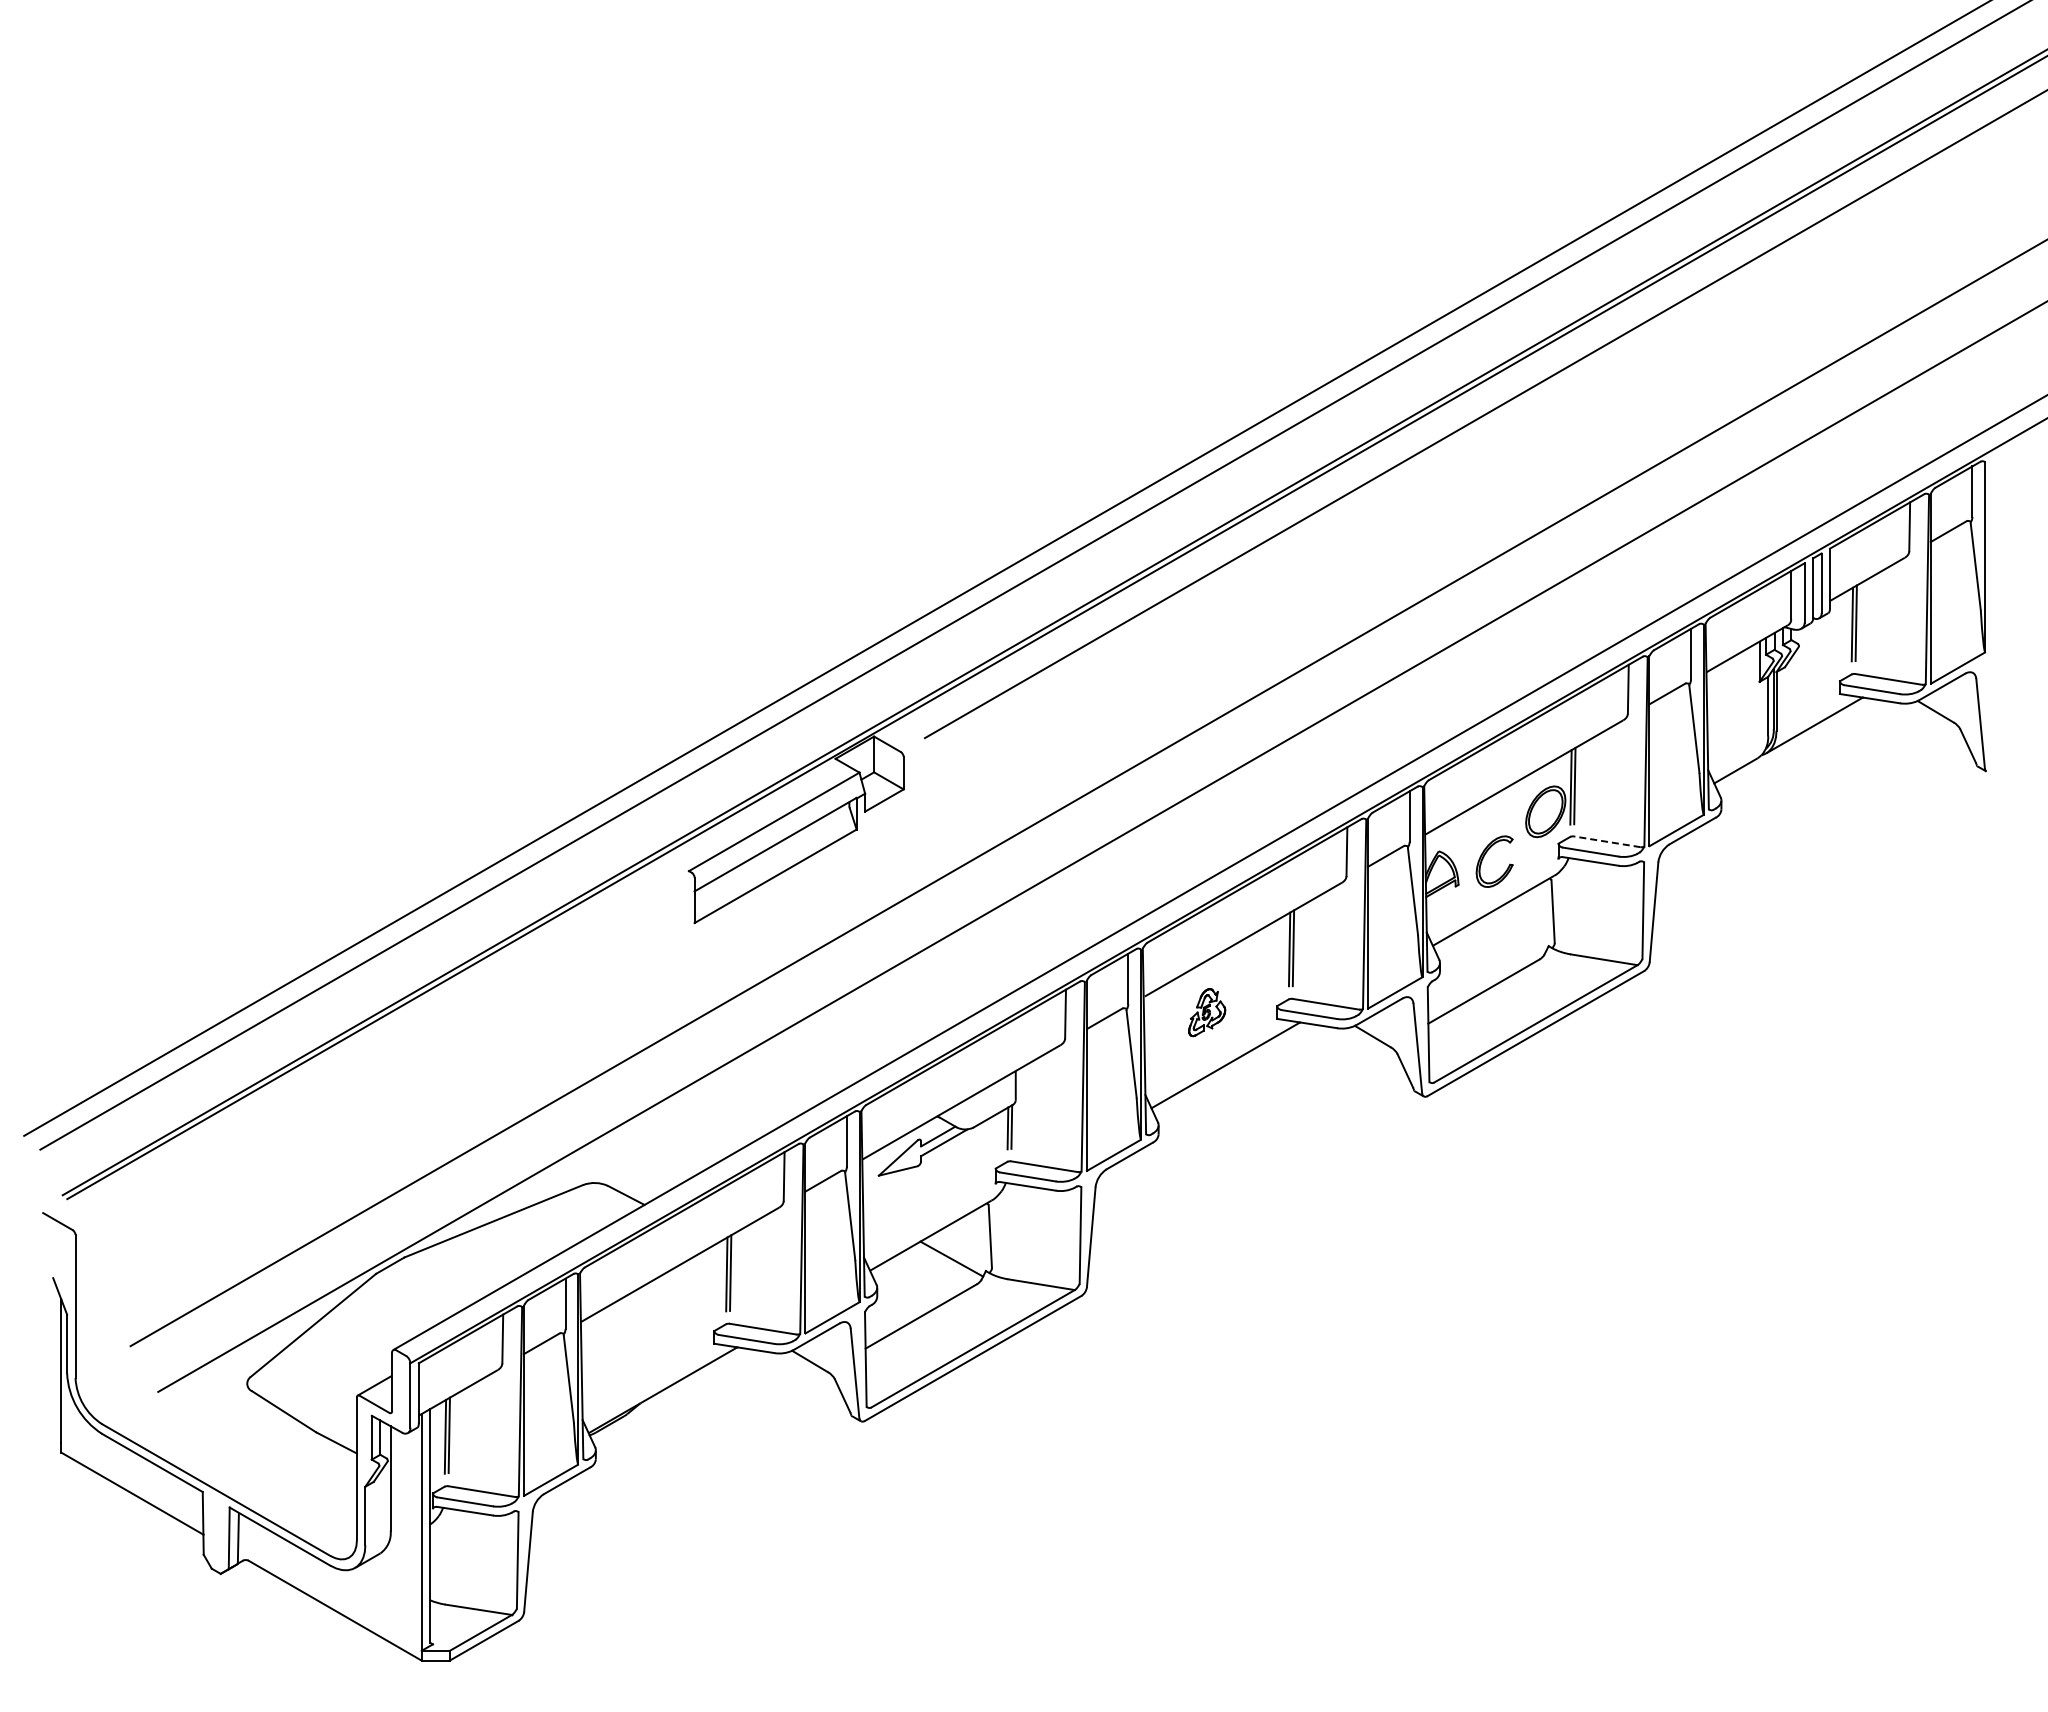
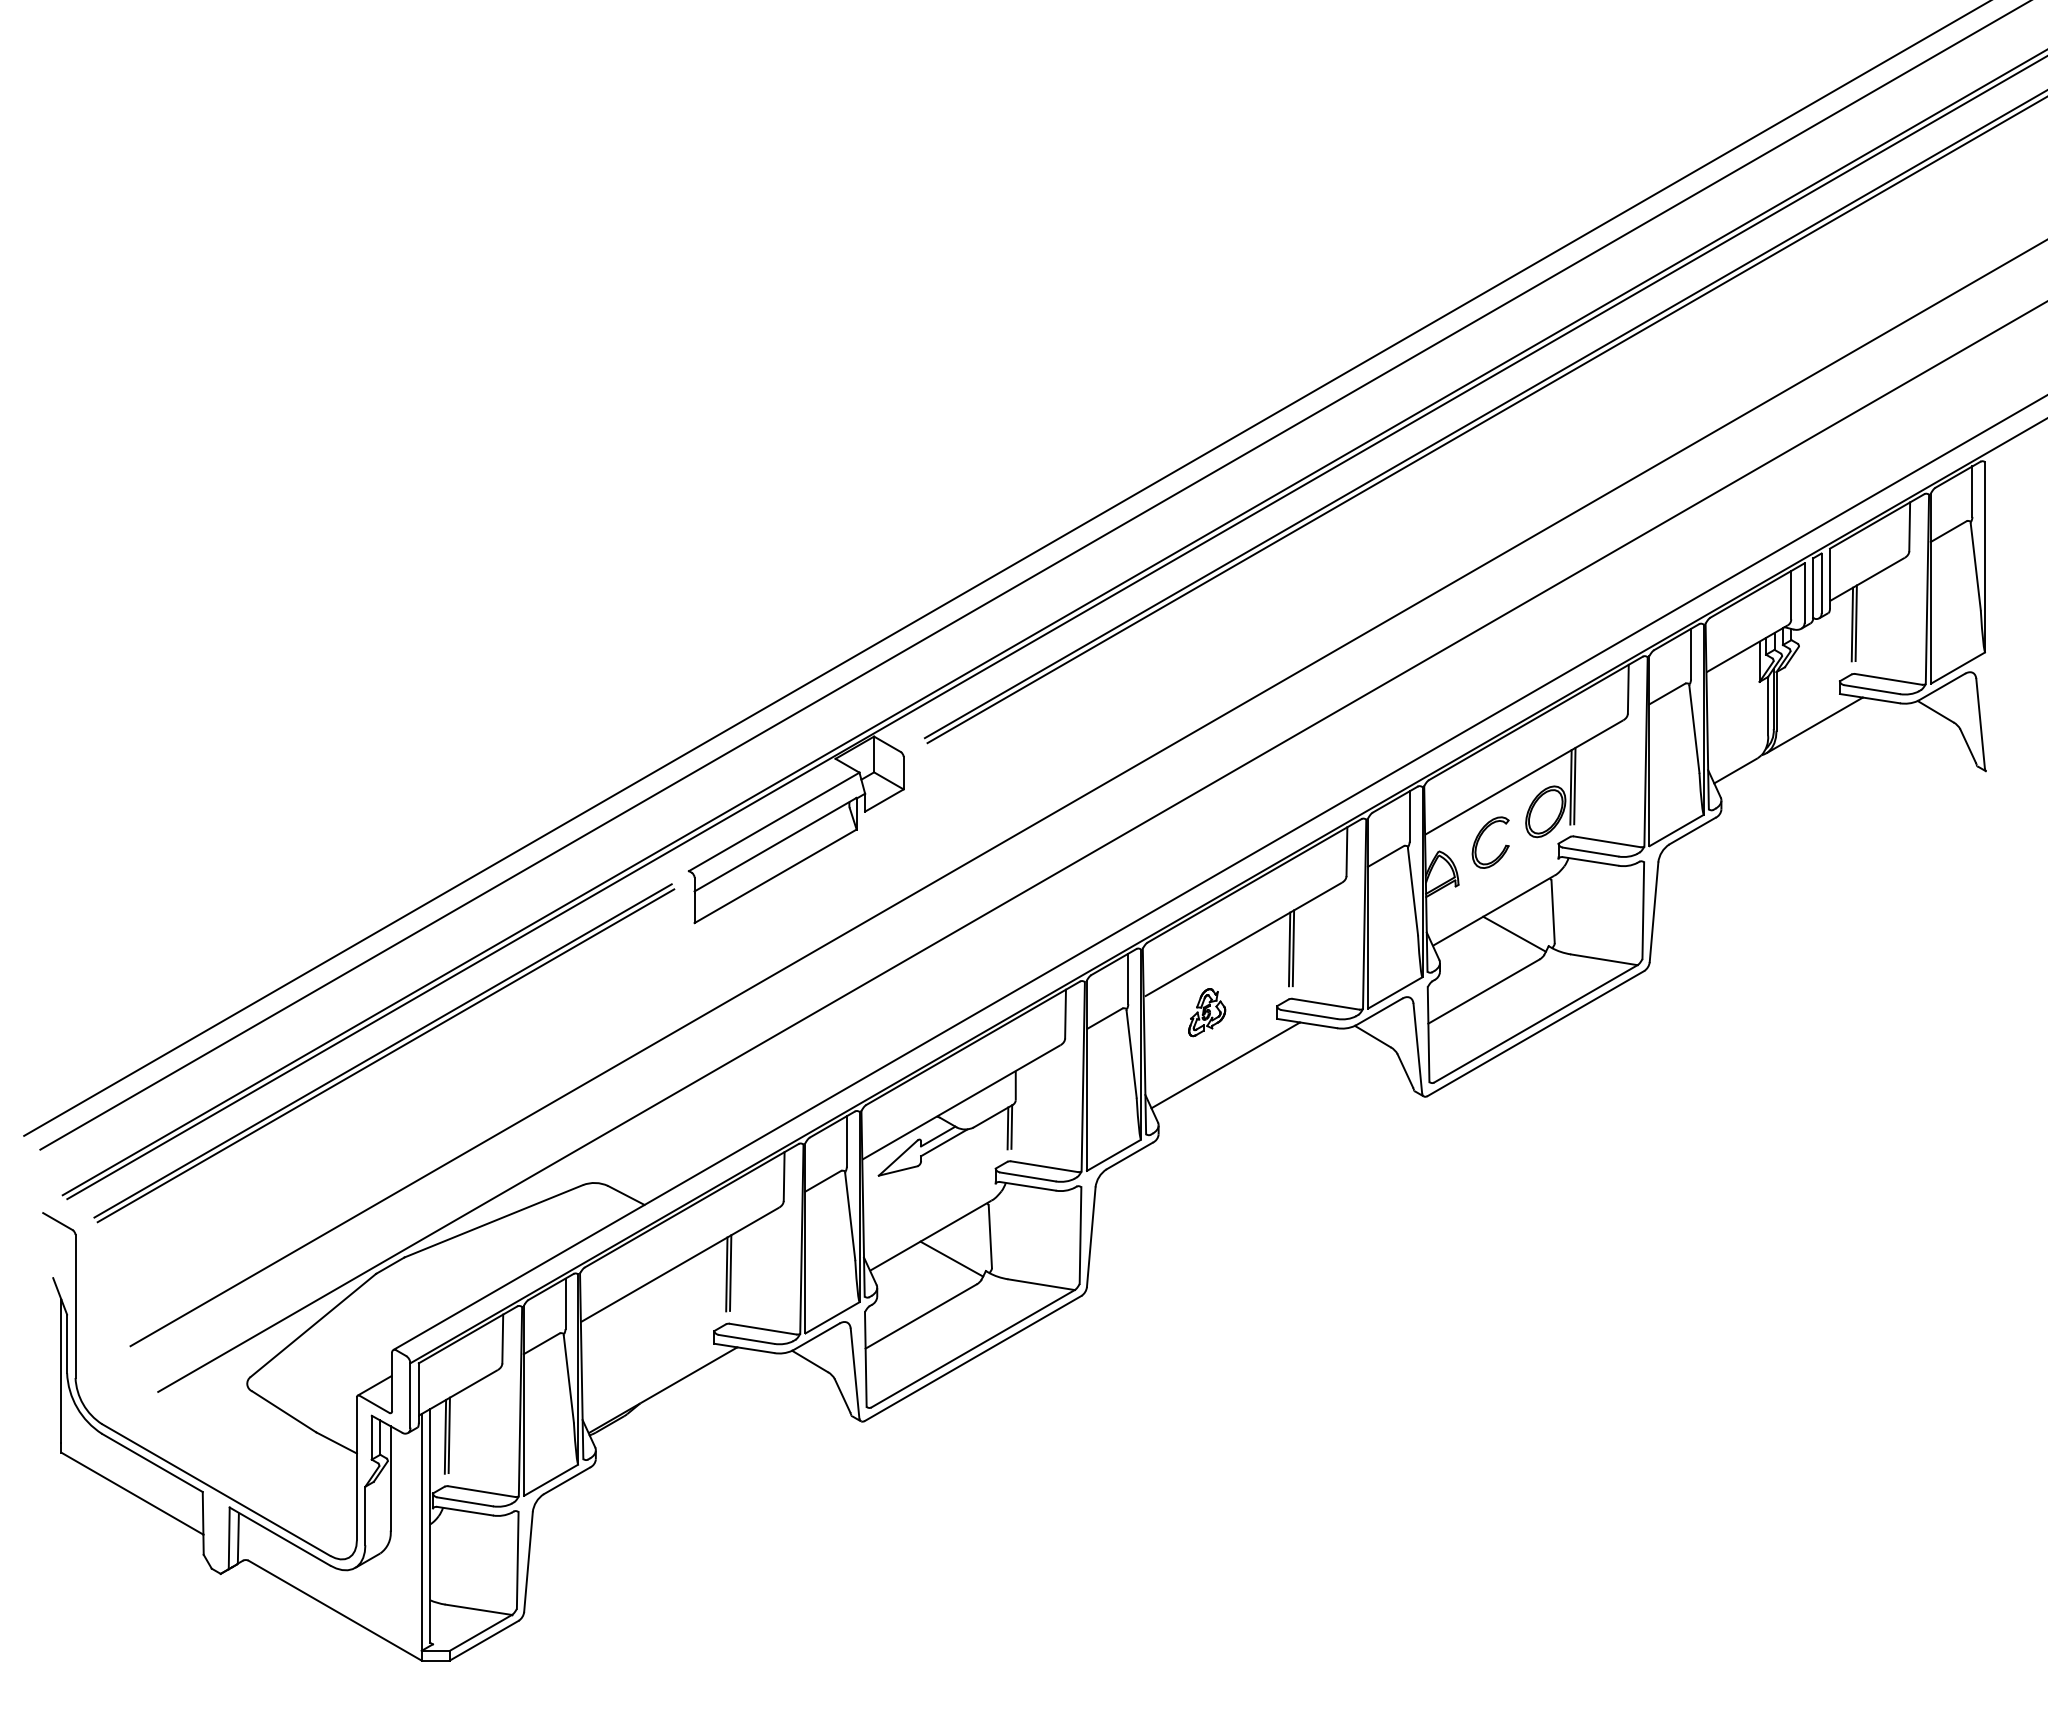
line: none -> present (1485, 420)
line: dashed -> solid (1607, 841)
part position: (1484, 857) -> (1480, 838) (1480, 838)
line: none -> present (1514, 933)
part: none -> present (384, 1053)
